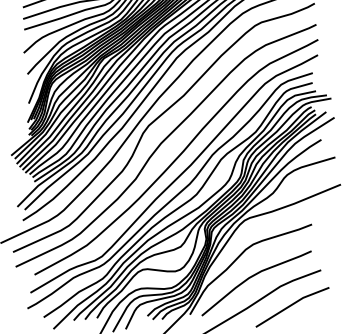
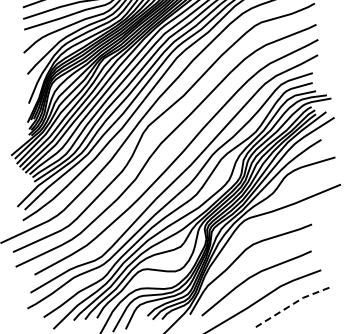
line: solid -> dashed (292, 304)
